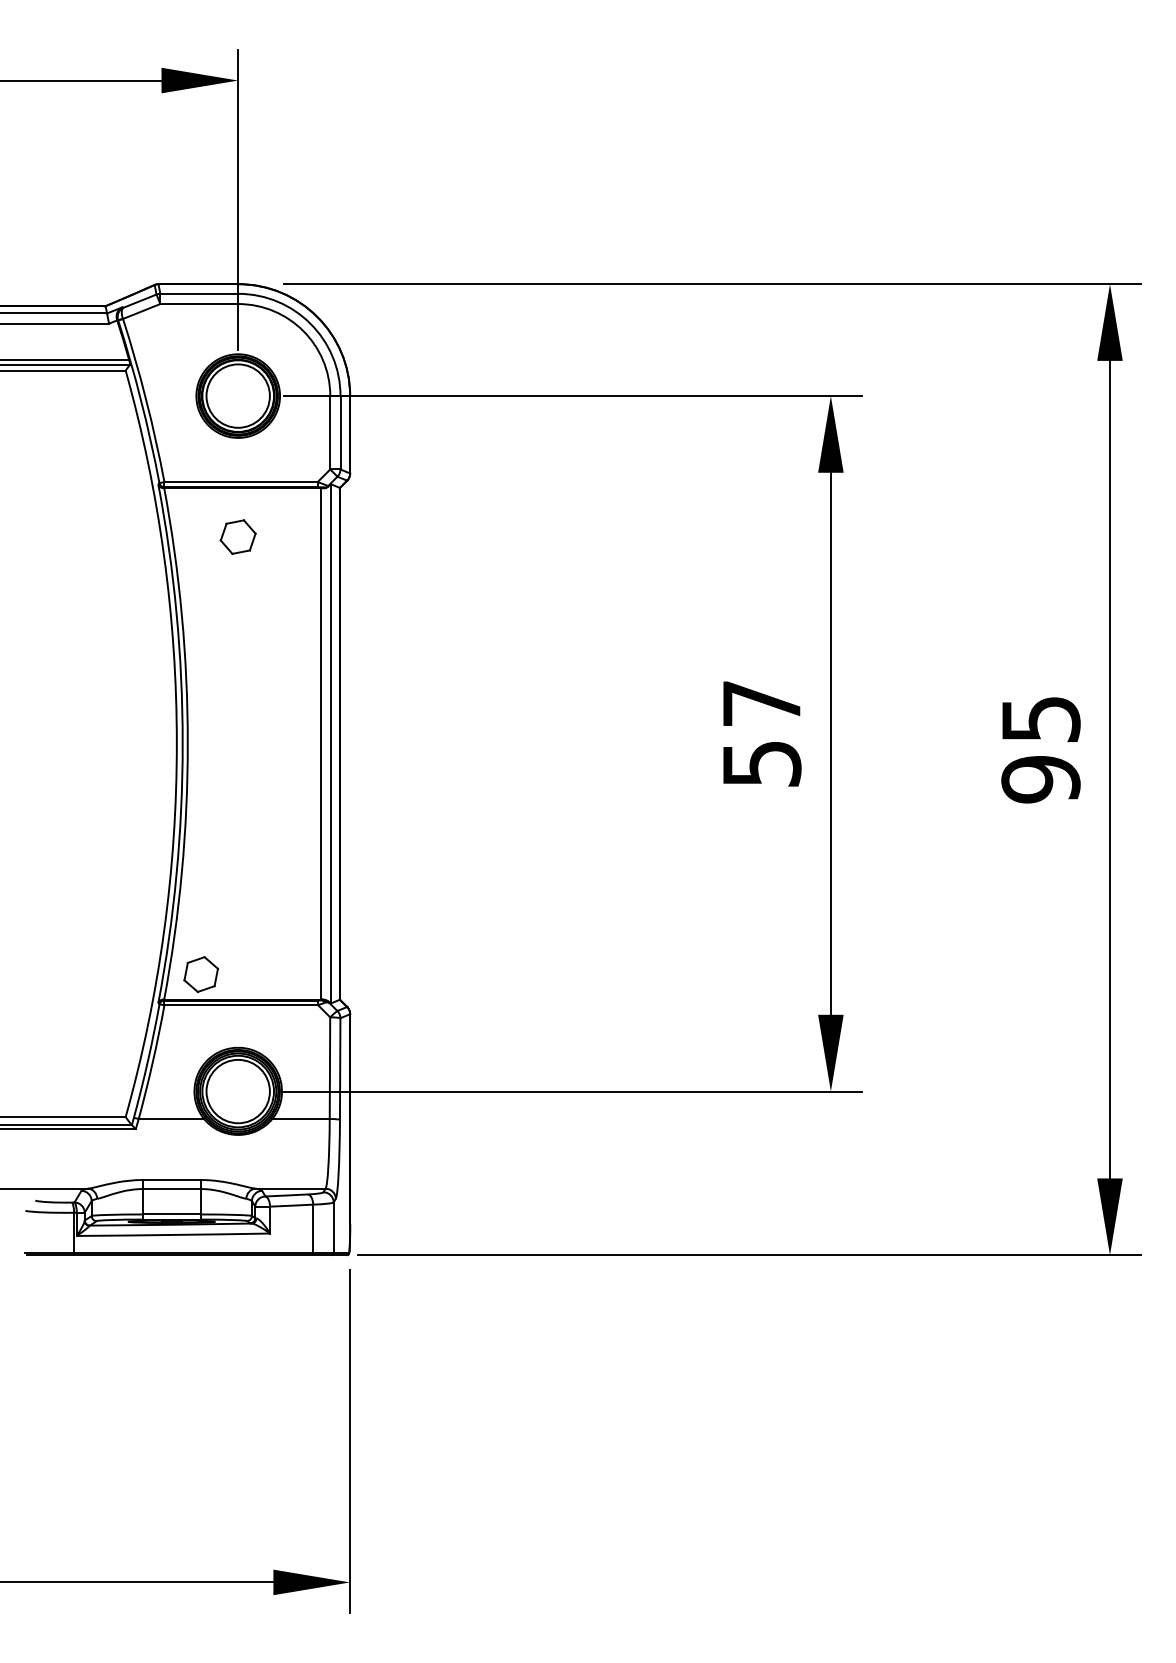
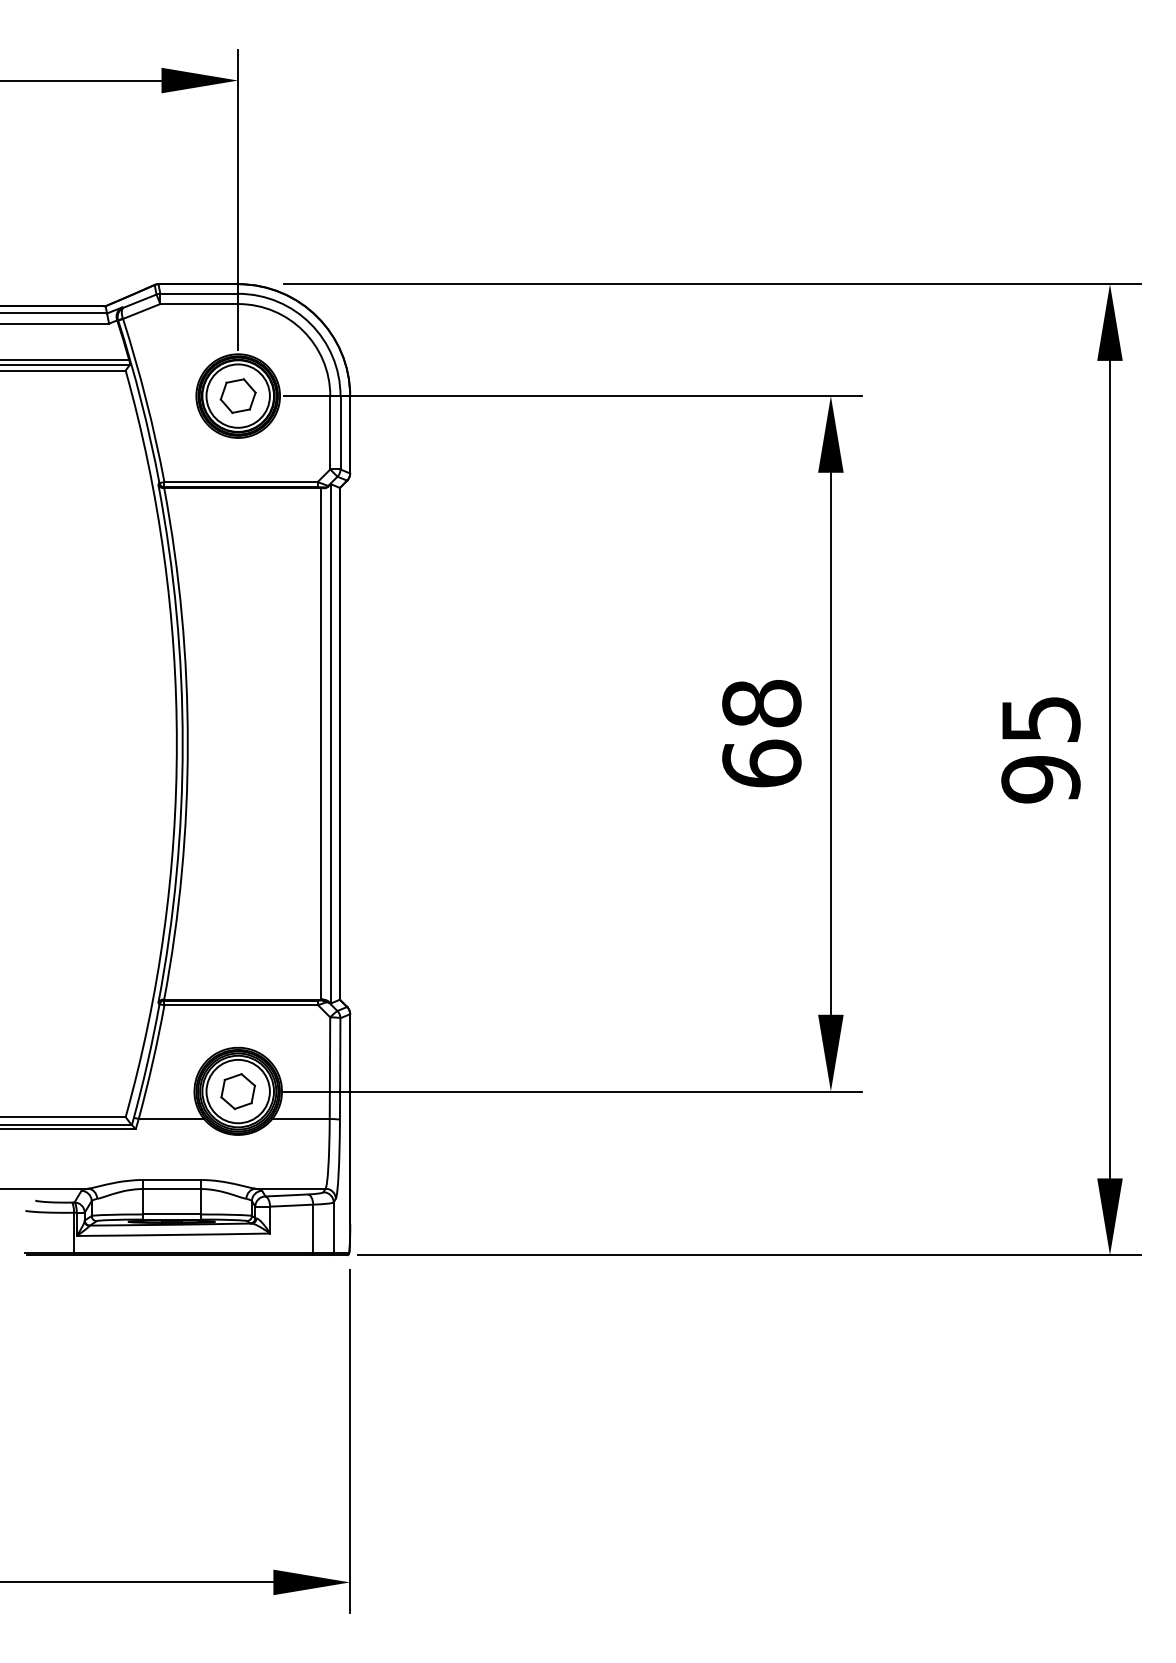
part position: (237, 536) -> (237, 395) (237, 395)
text: 57 -> 68 (761, 733)
part position: (201, 974) -> (238, 1091) (238, 1091)
